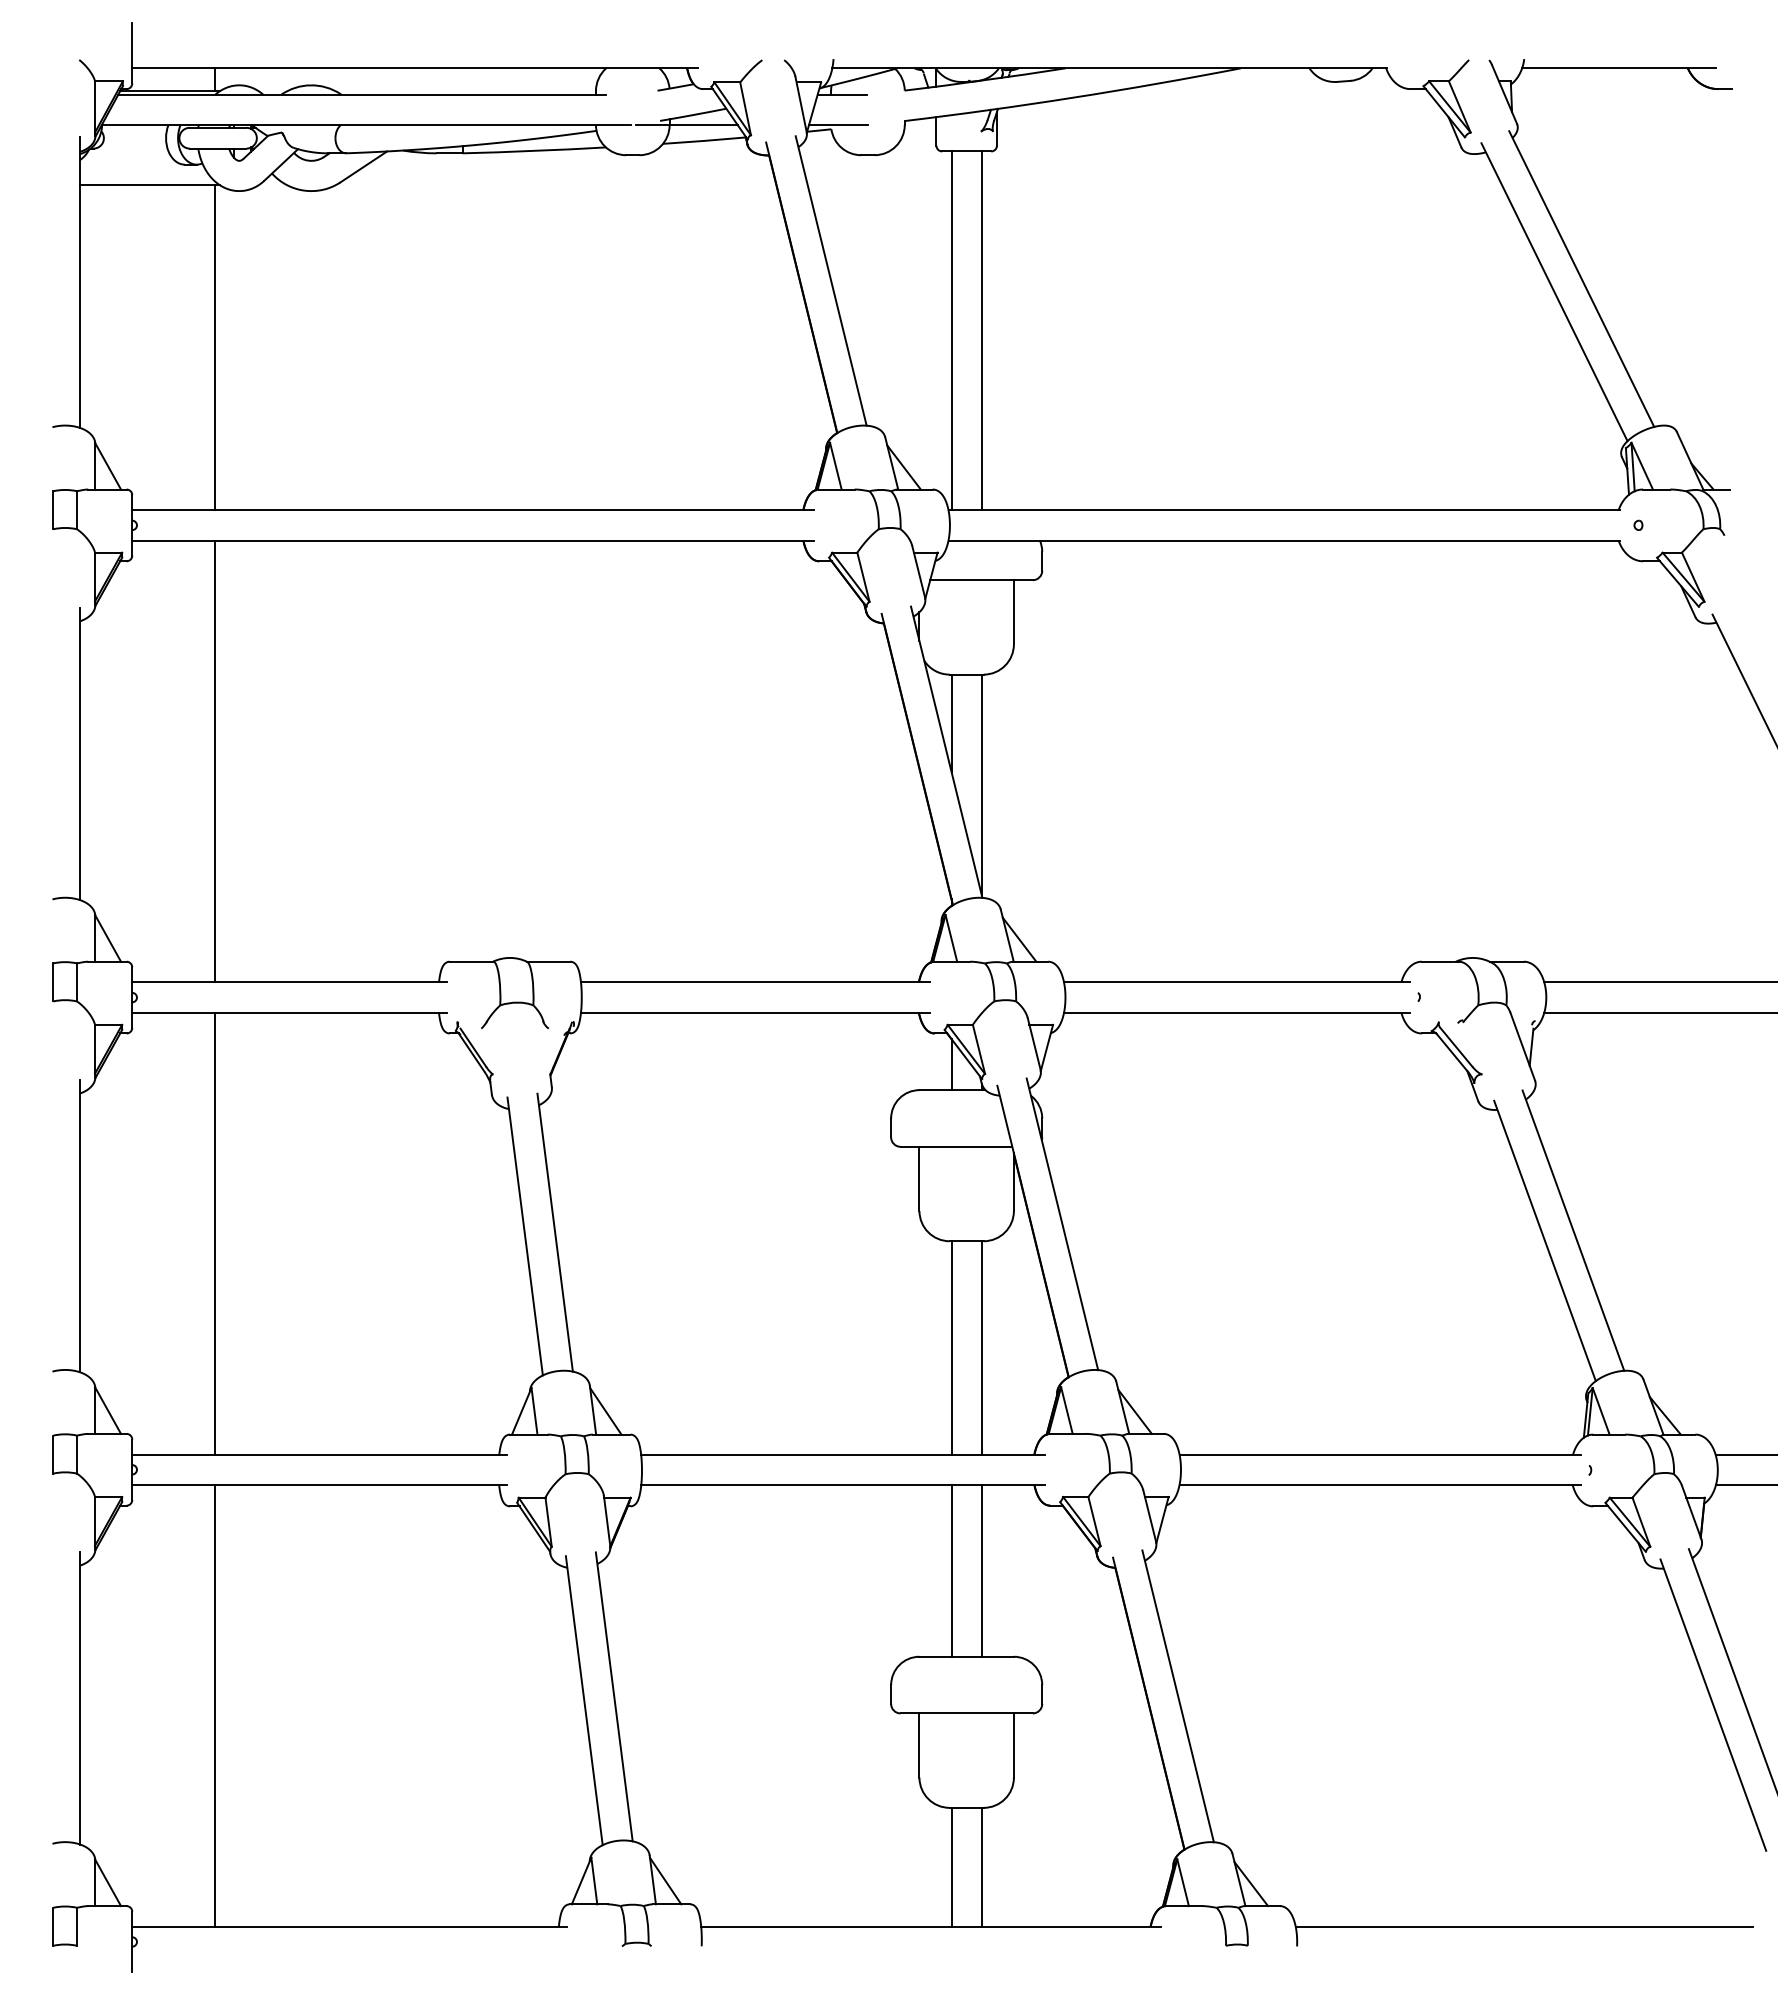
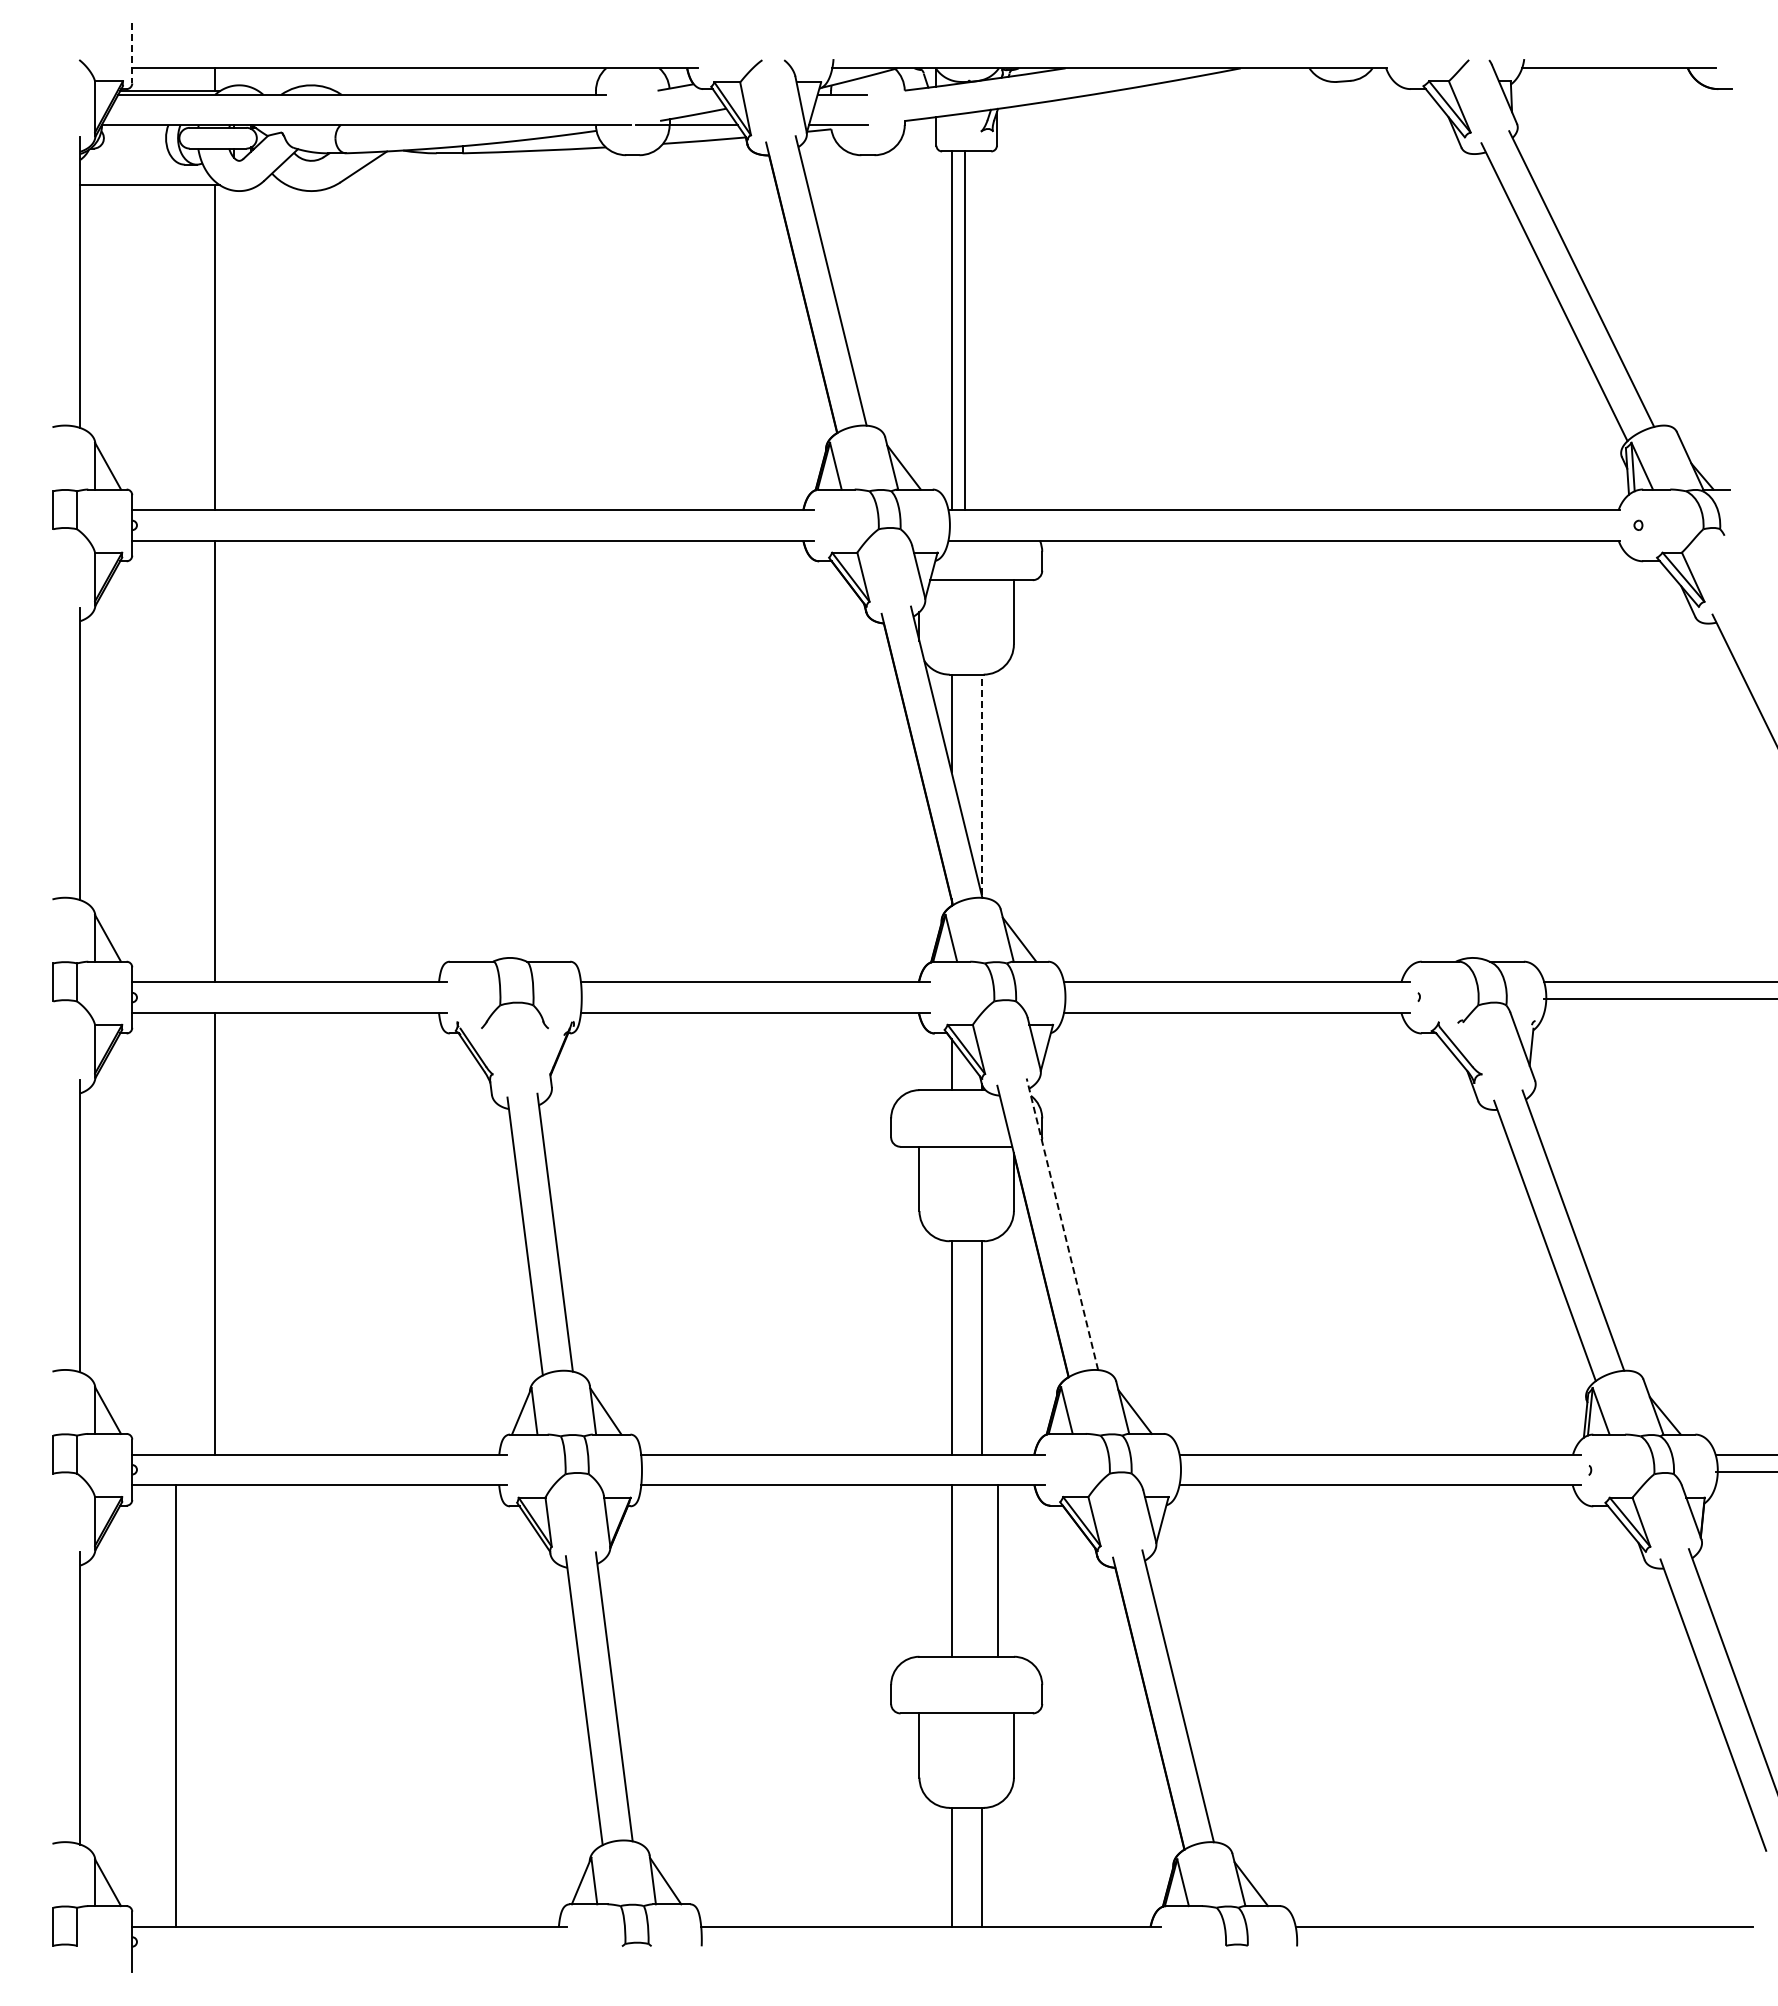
line: solid -> dashed (132, 53)
line position: (981, 330) -> (964, 330) (964, 330)
line: solid -> dashed (981, 784)
line position: (1659, 1012) -> (1659, 998) (1659, 998)
line: solid -> dashed (1062, 1223)
line position: (1745, 1484) -> (1745, 1471) (1745, 1471)
line position: (981, 1570) -> (997, 1570) (997, 1570)
line position: (215, 1705) -> (176, 1705) (176, 1705)
